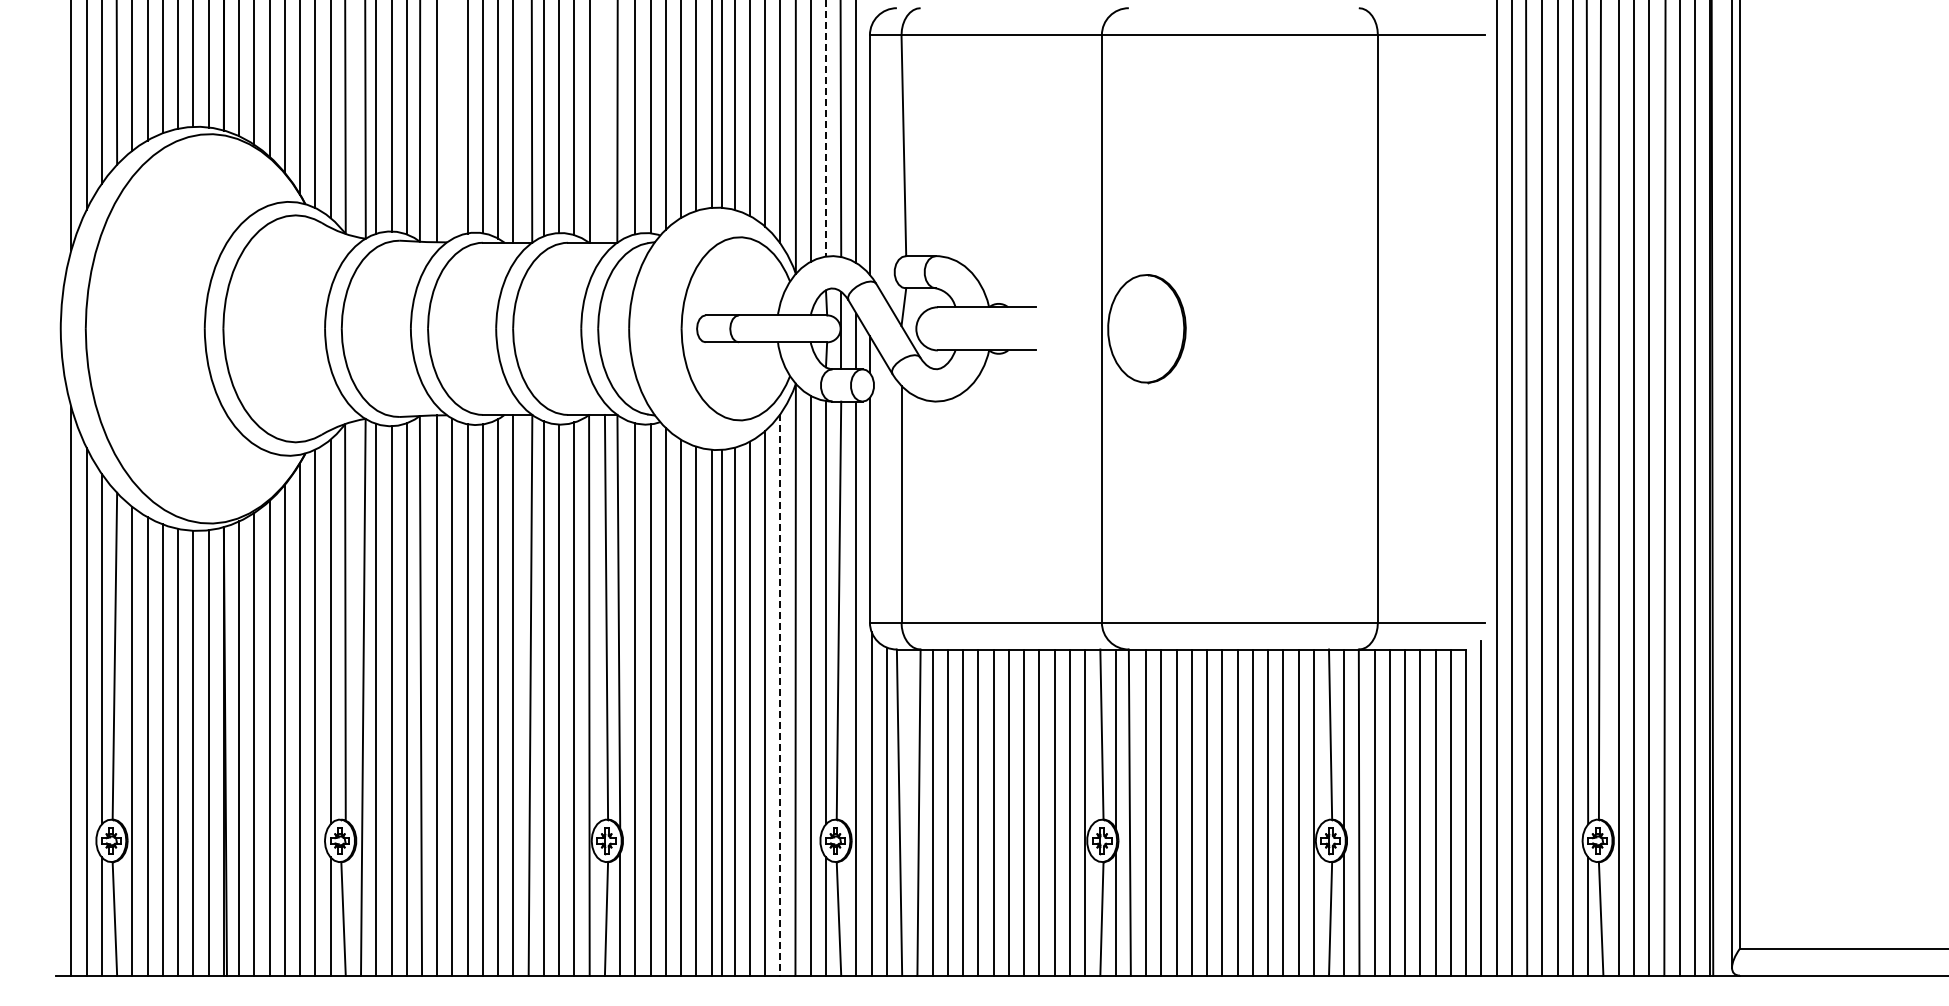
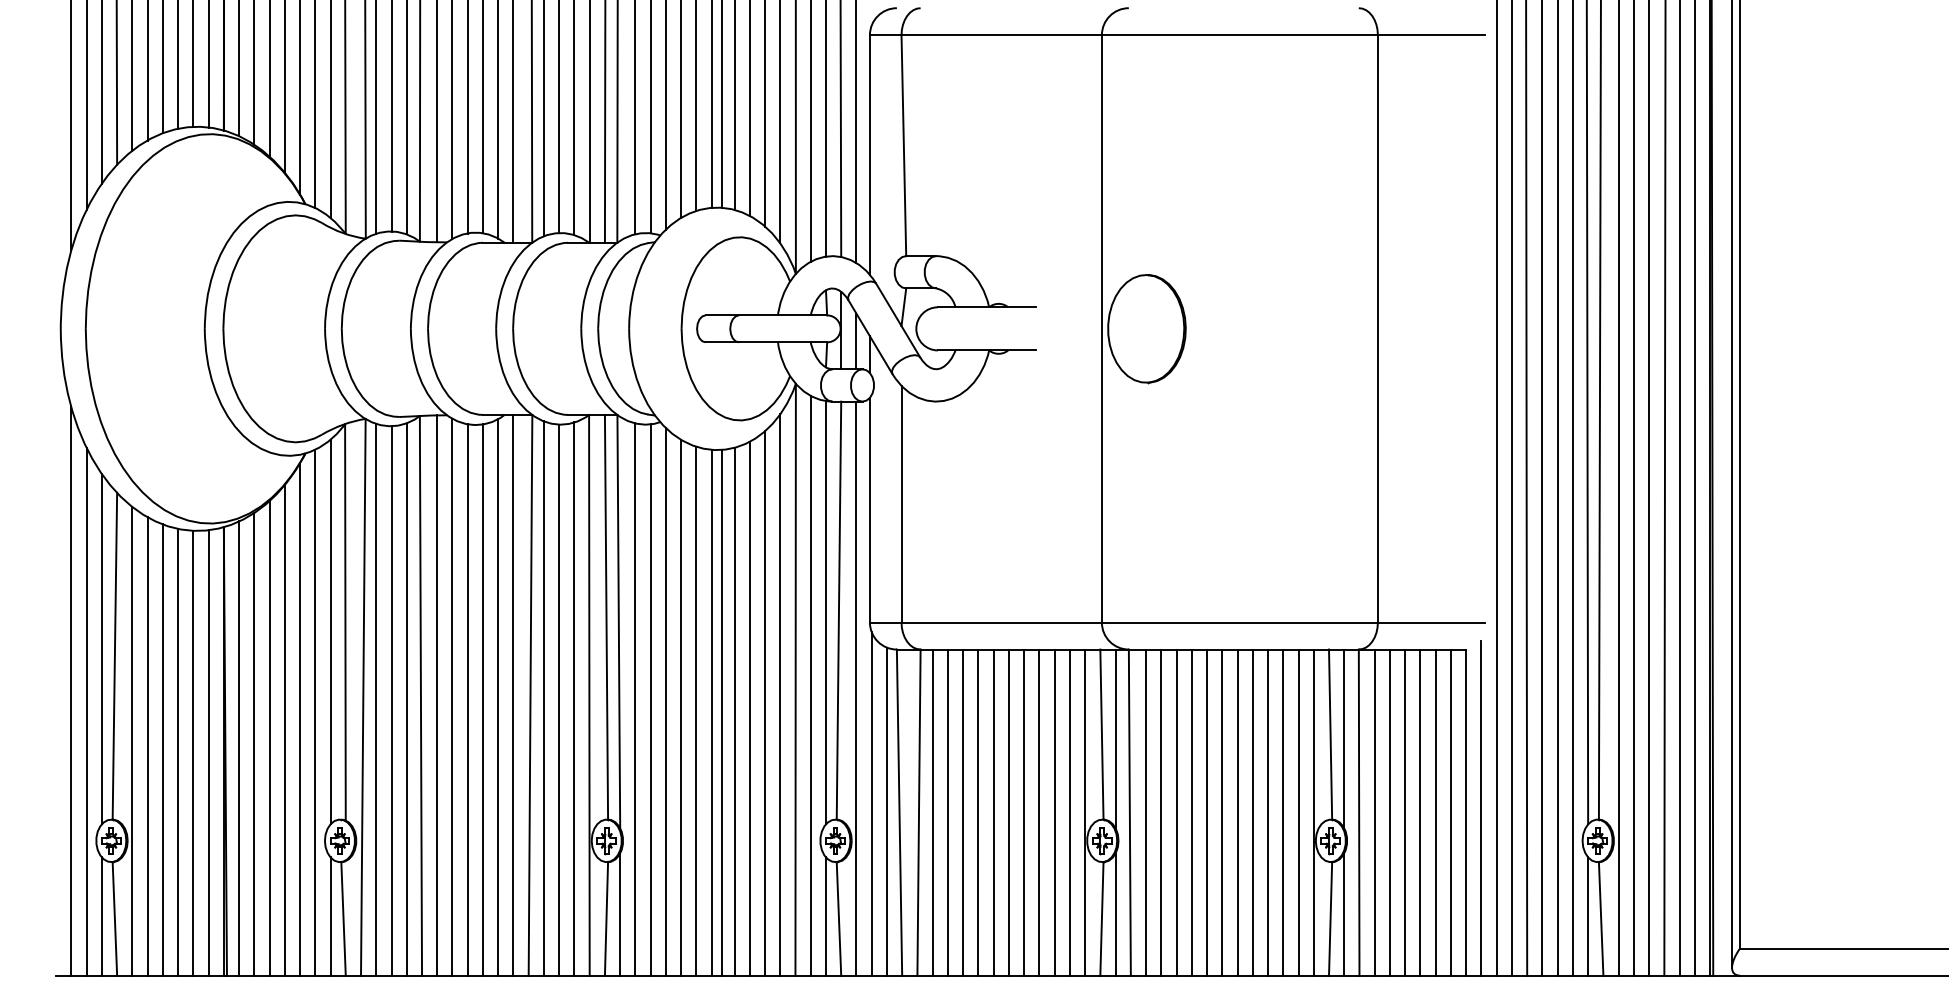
line: none -> present (452, 120)
line: none -> present (604, 122)
line: dashed -> solid (825, 128)
line: dashed -> solid (780, 695)
